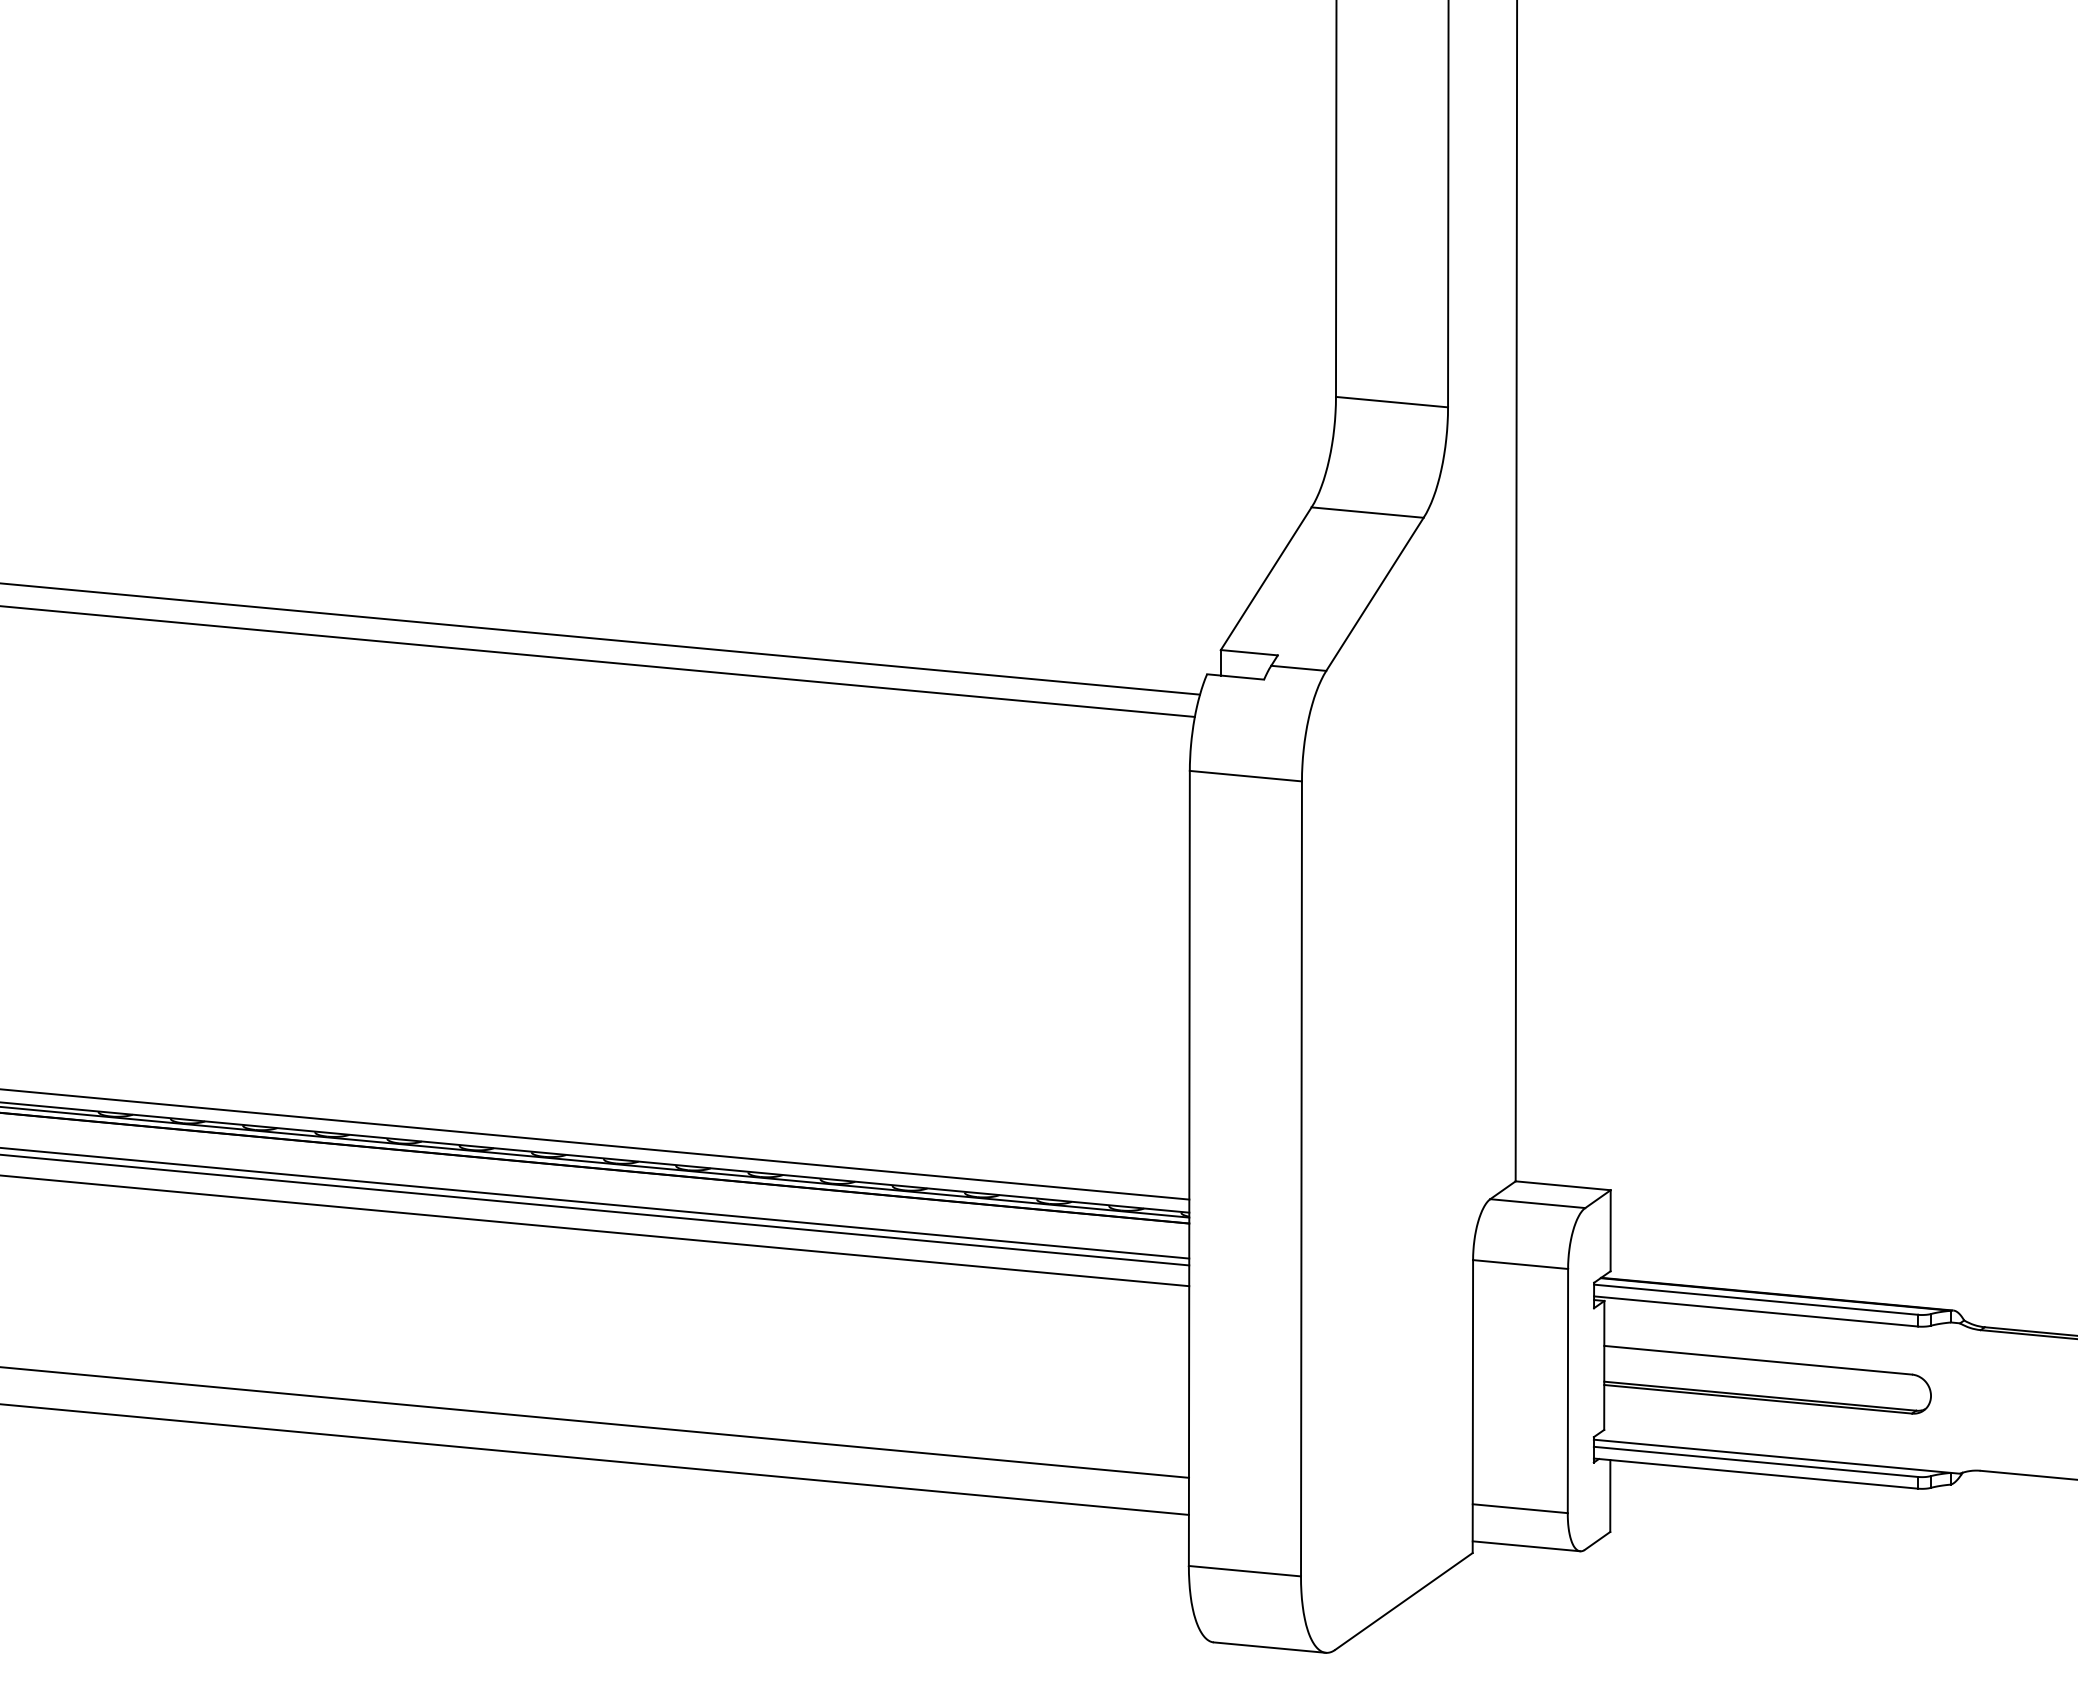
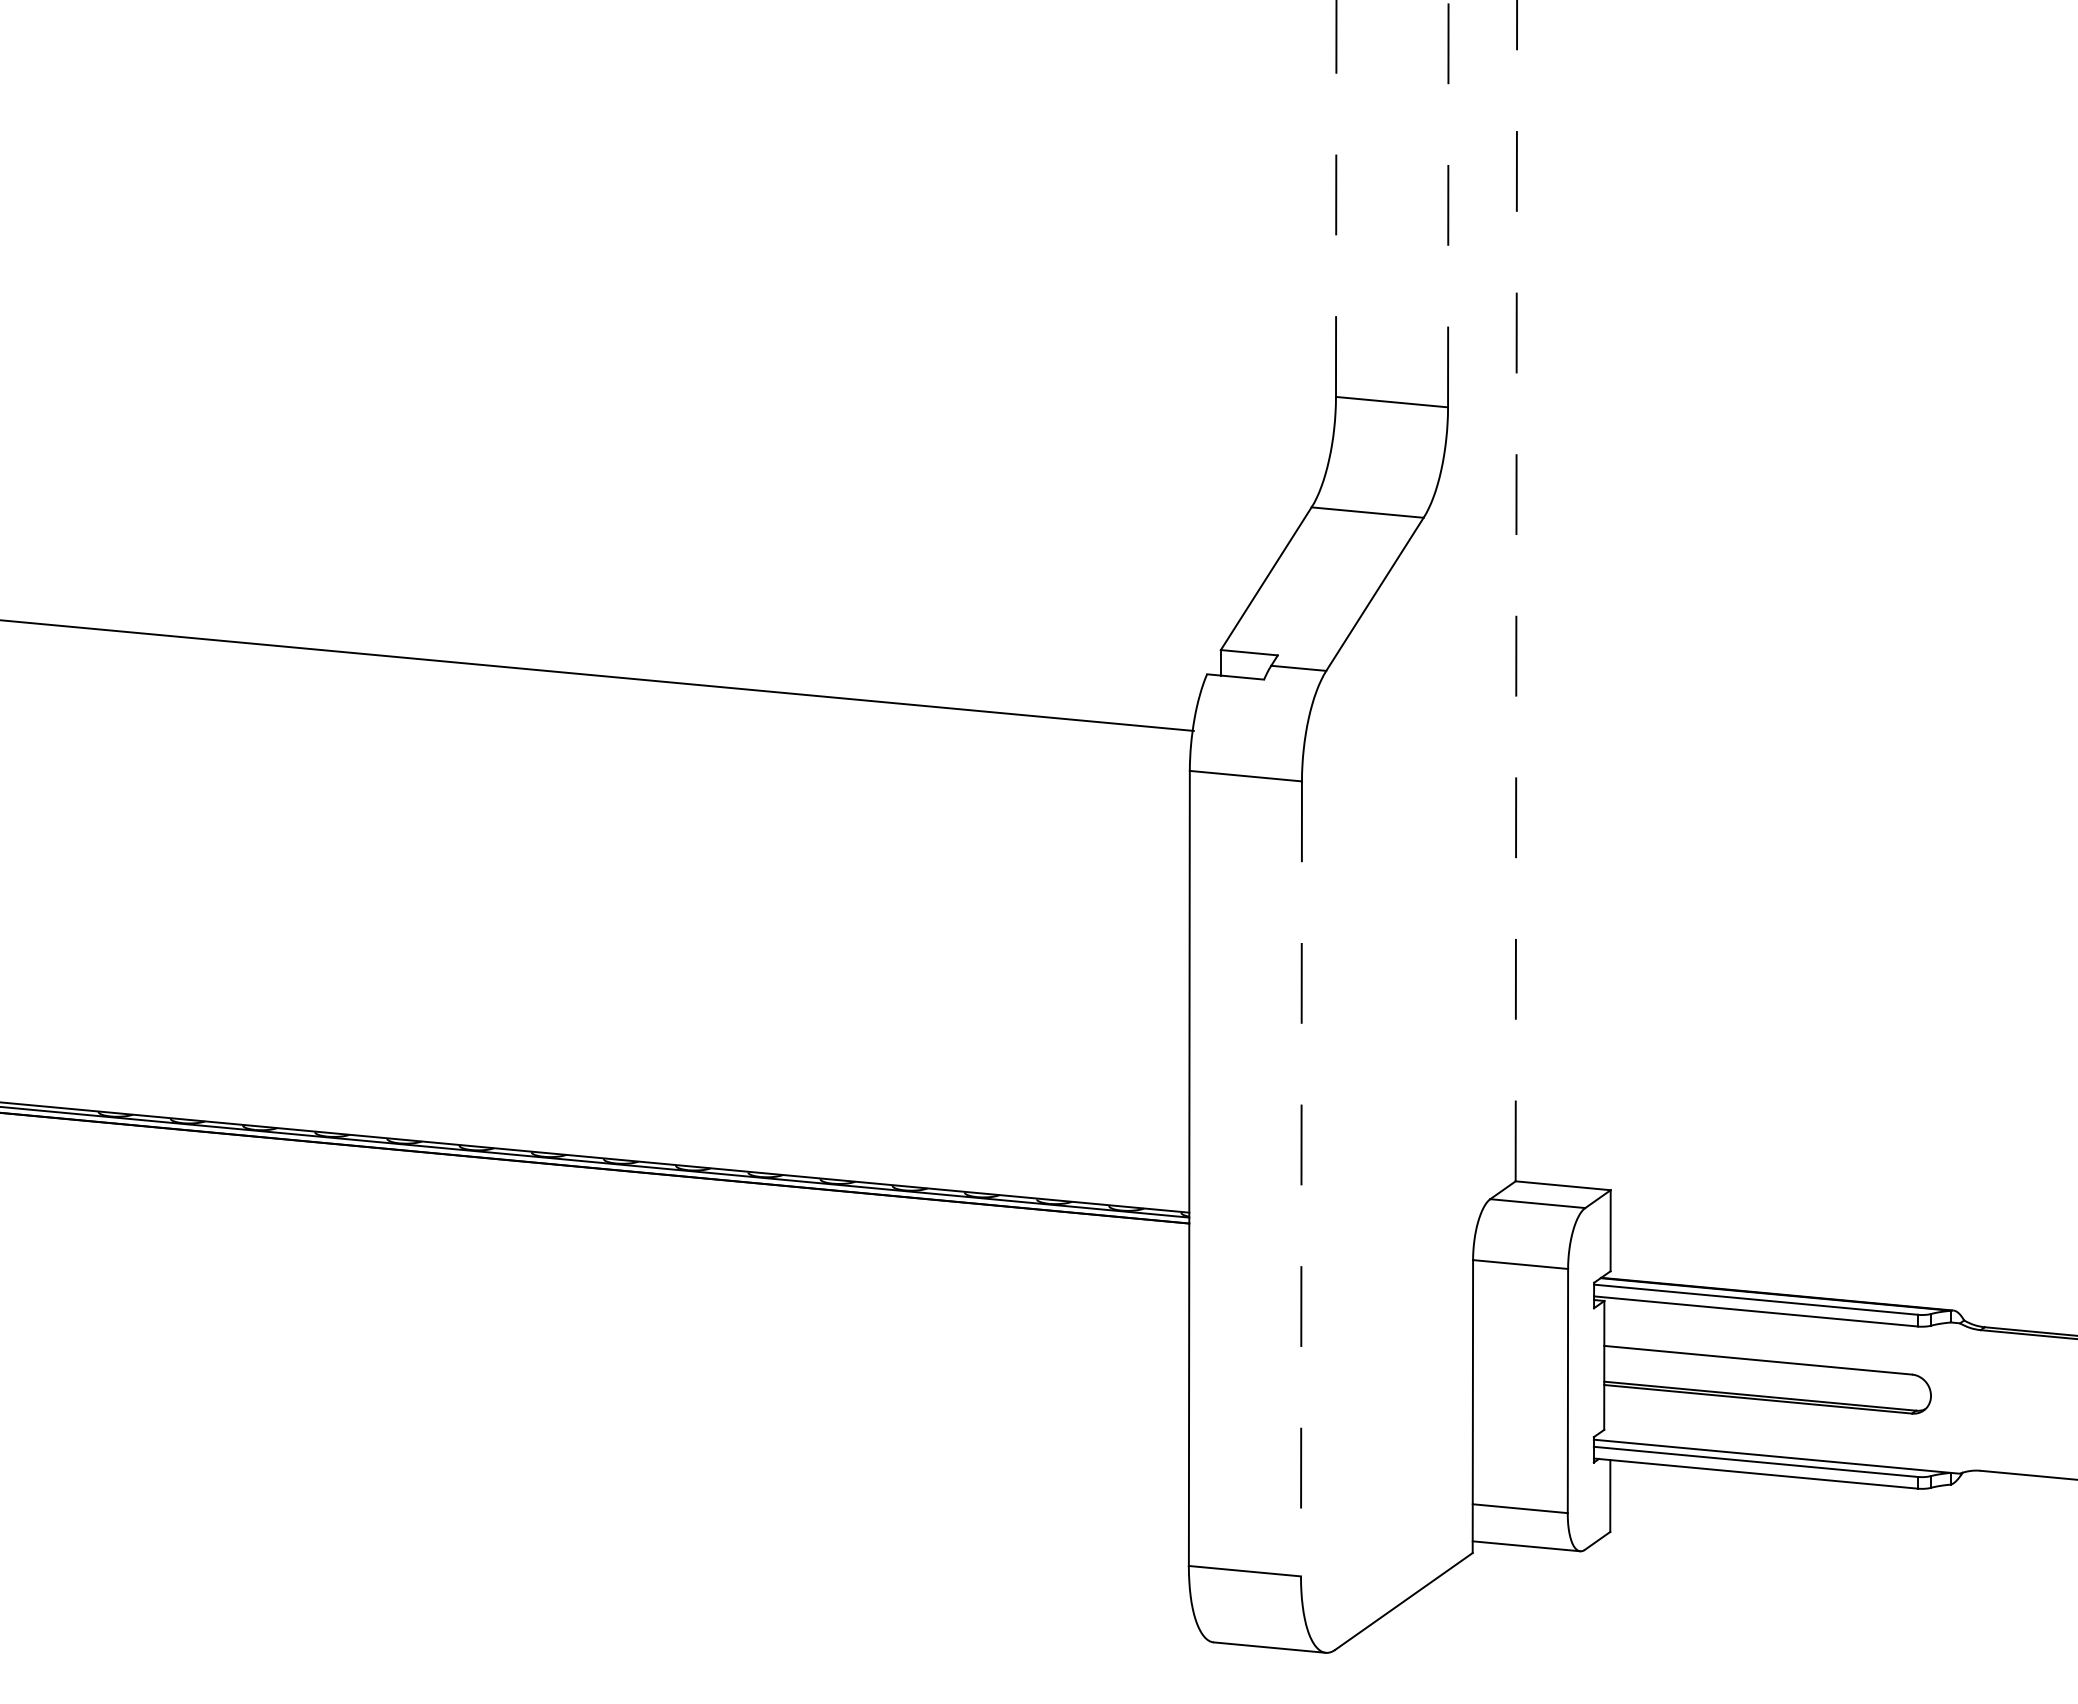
line: solid -> dashed (1336, 198)
line: solid -> dashed (1448, 203)
line: solid -> dashed (1516, 590)
line: present -> none (601, 638)
line position: (598, 661) -> (597, 675) (597, 675)
line: present -> none (595, 1144)
line: solid -> dashed (1301, 1179)
line: present -> none (595, 1203)
line: present -> none (595, 1209)
line: present -> none (595, 1230)
line: present -> none (595, 1422)
line: present -> none (595, 1459)
